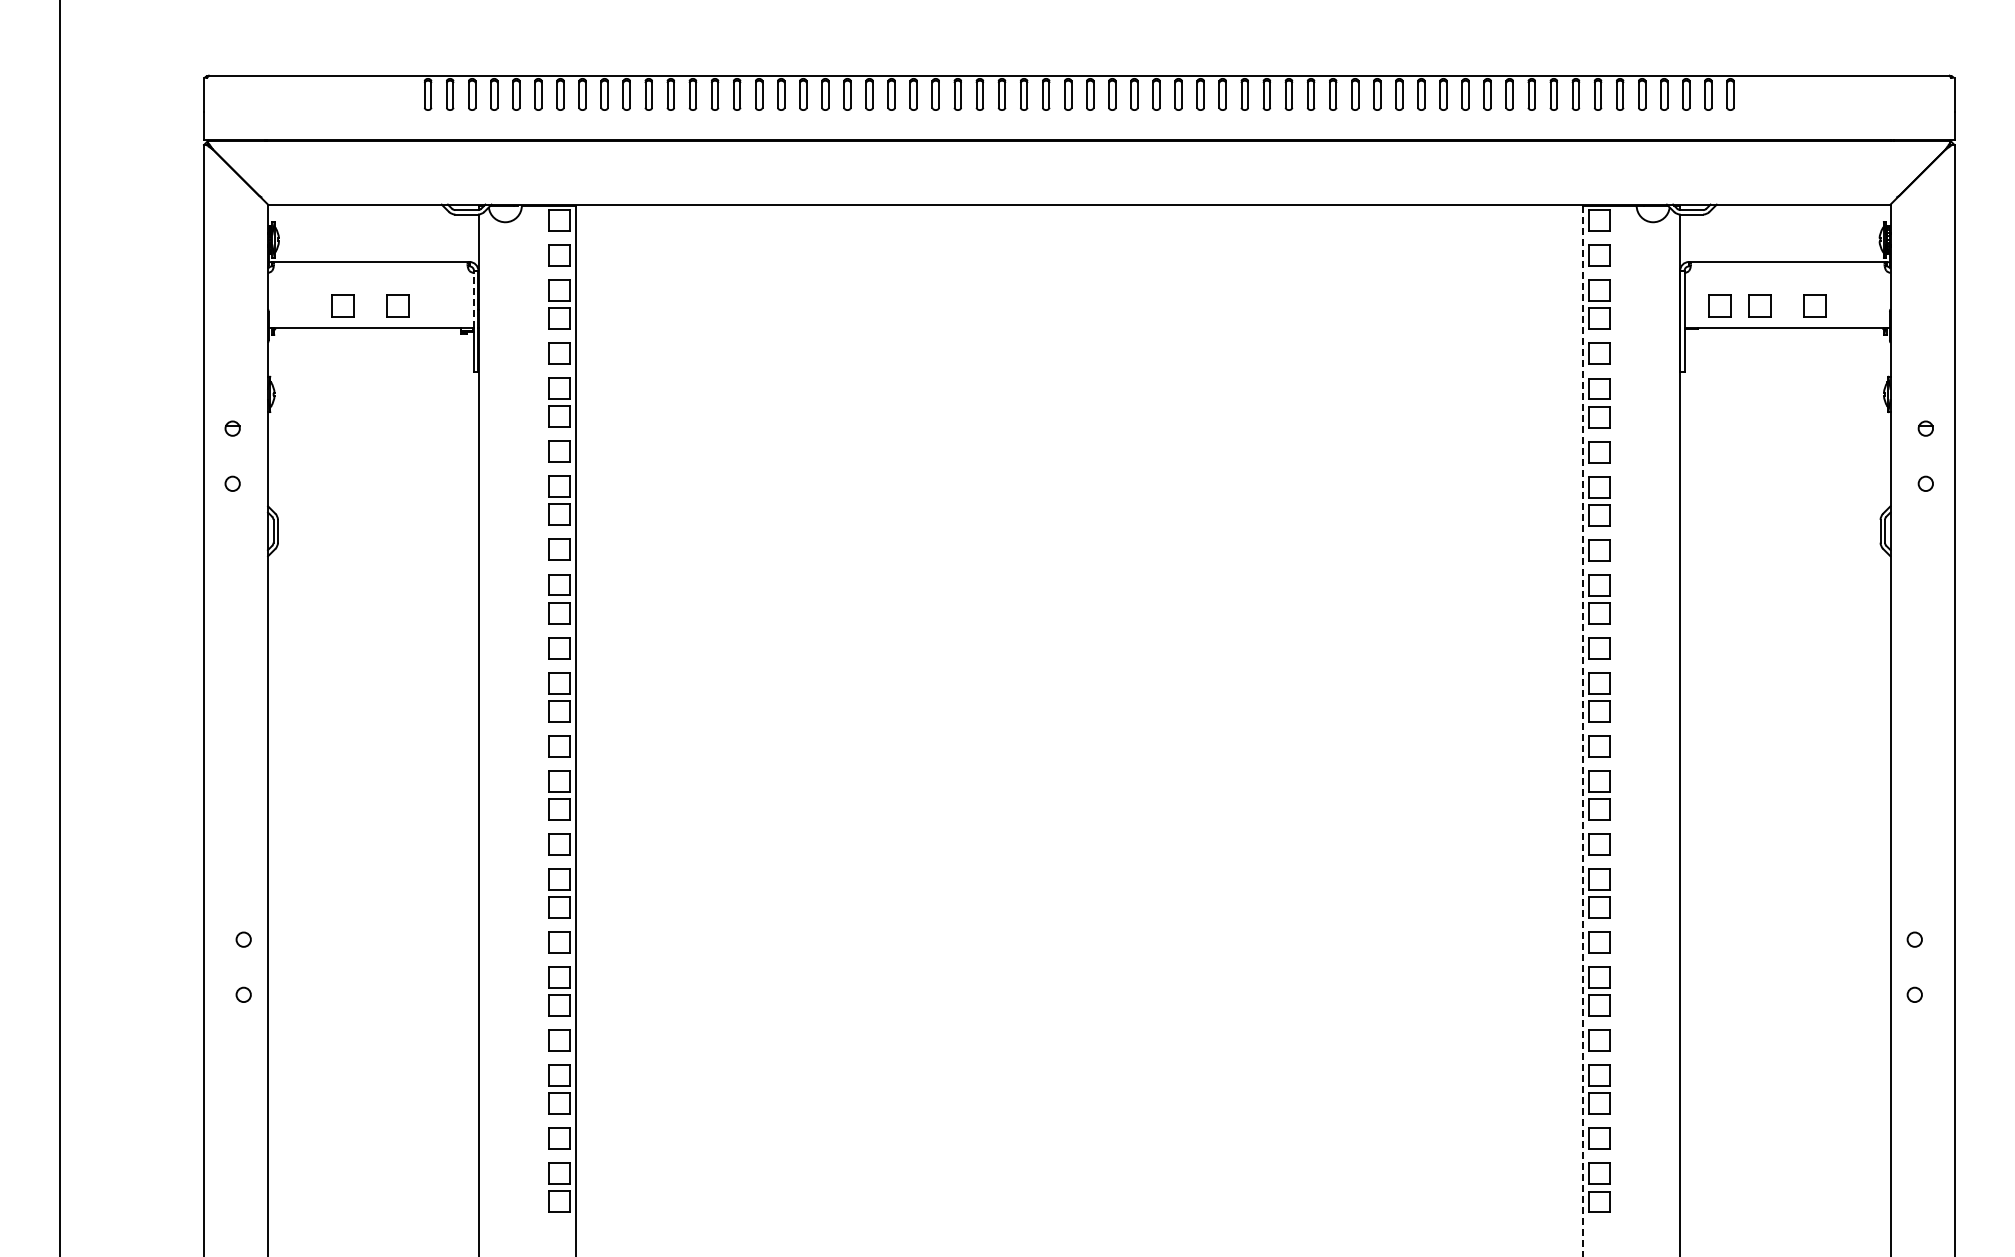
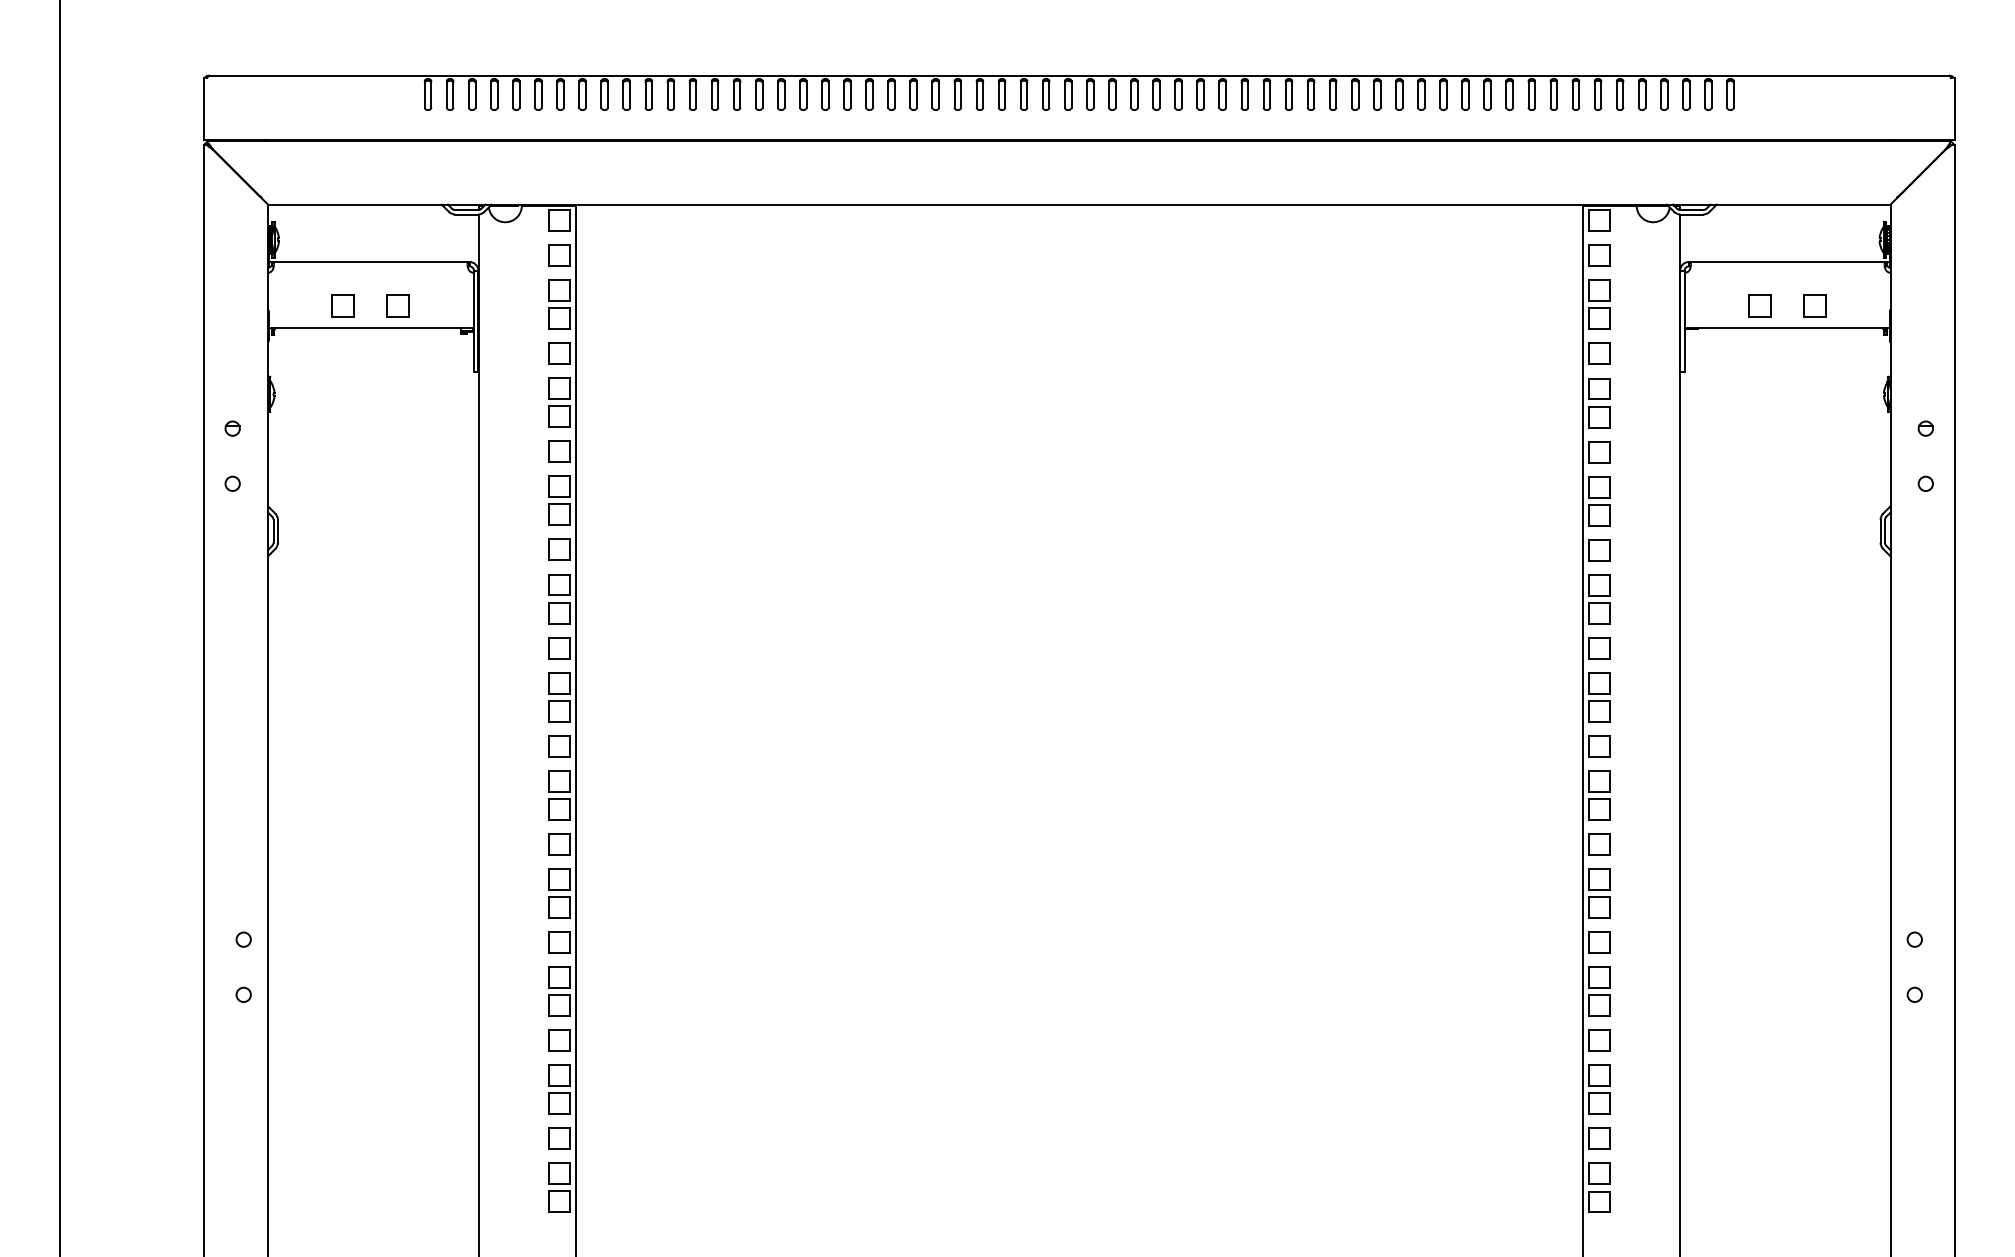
line: dashed -> solid (473, 300)
part: present -> none (1719, 305)
line: dashed -> solid (1582, 731)
